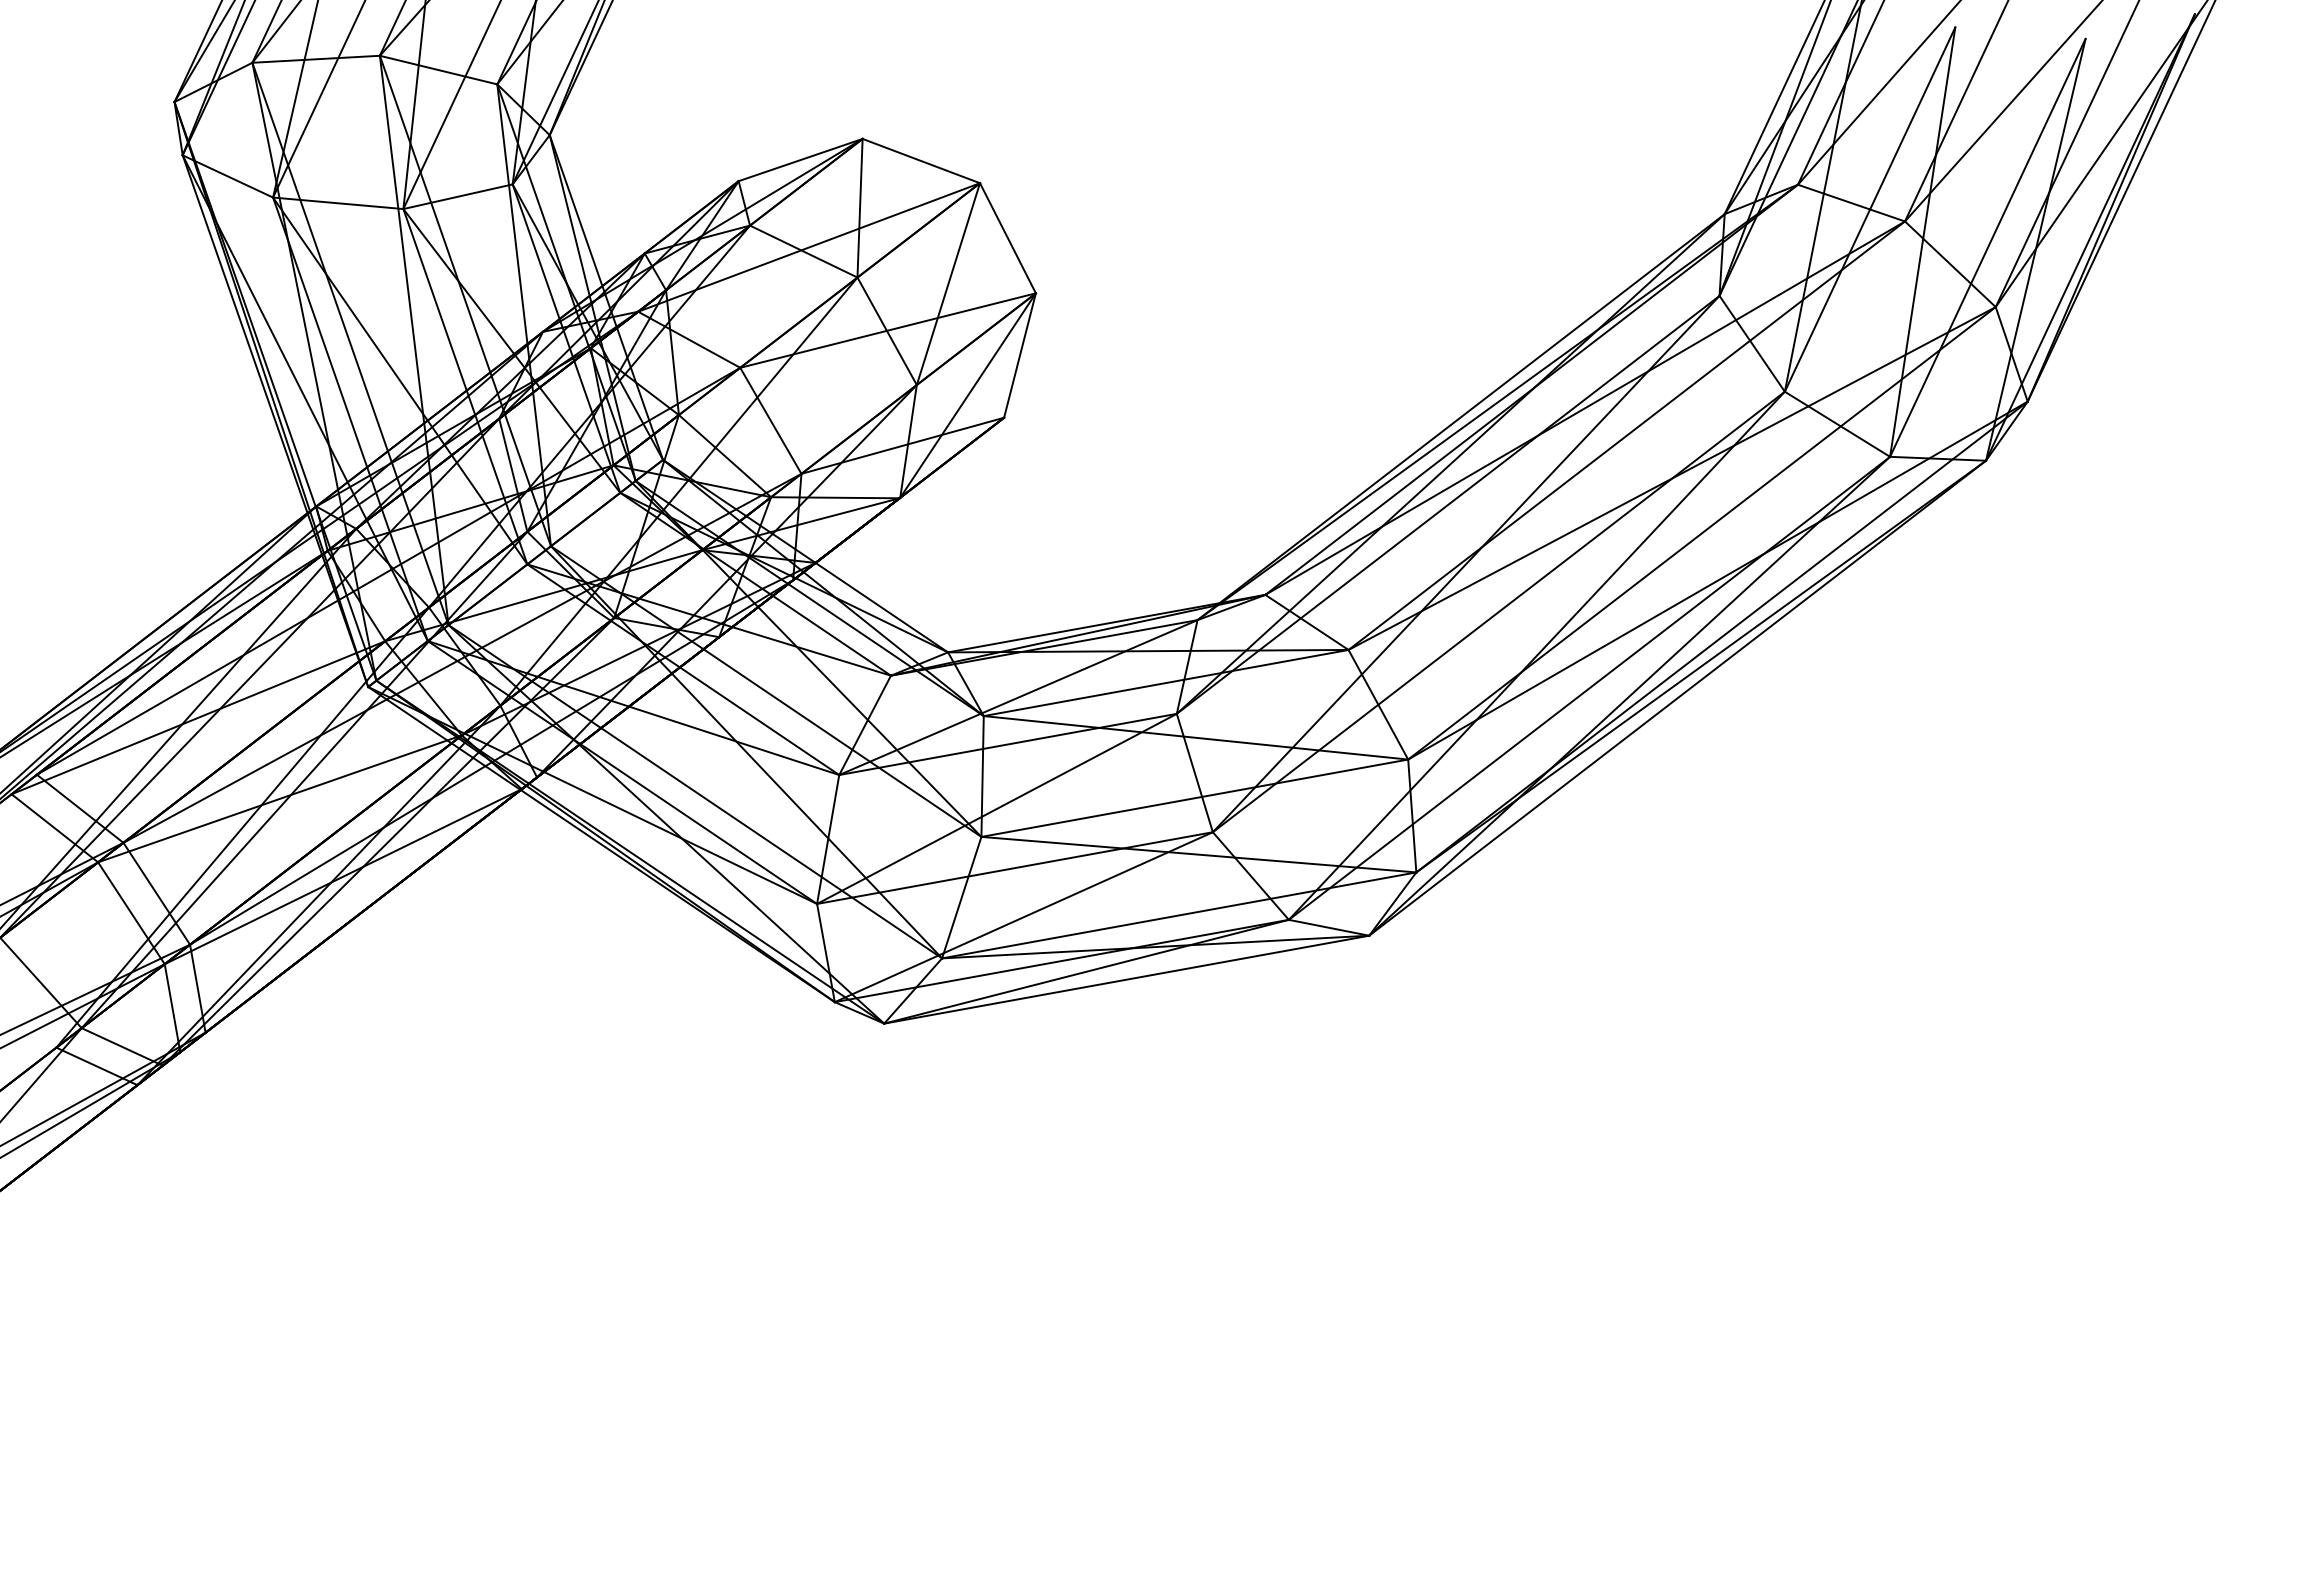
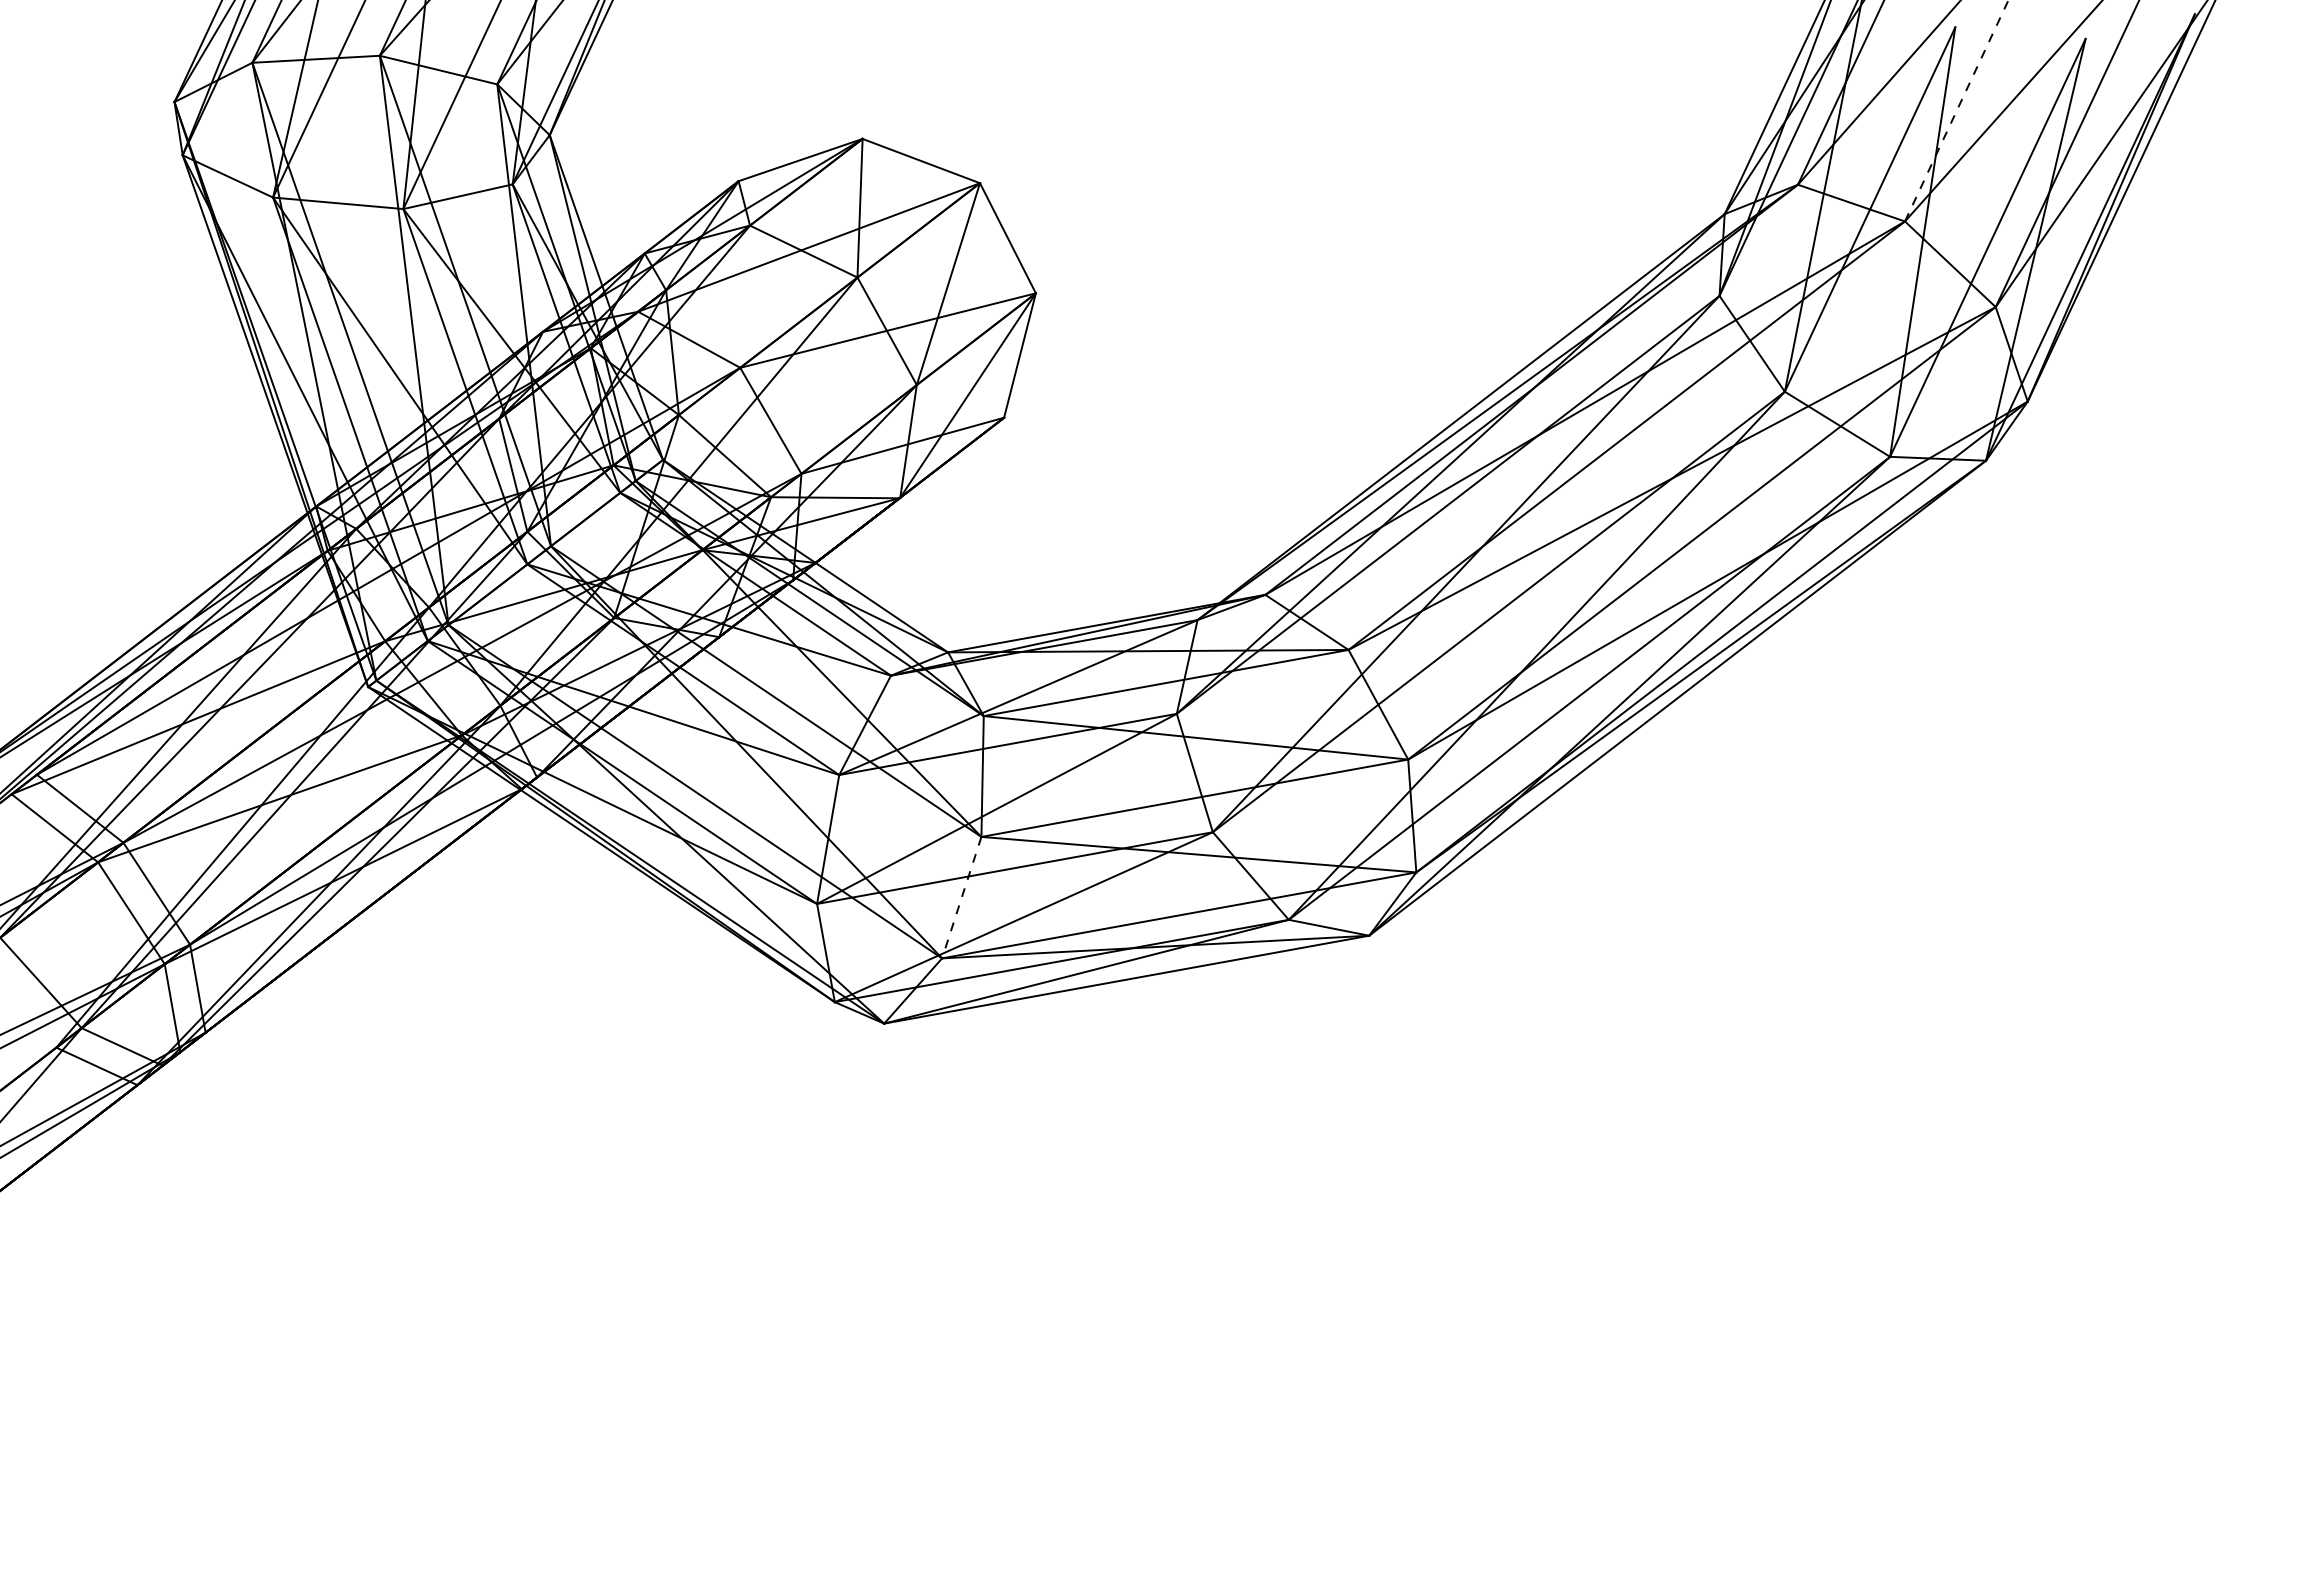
line: solid -> dashed (1956, 111)
line: solid -> dashed (961, 897)
